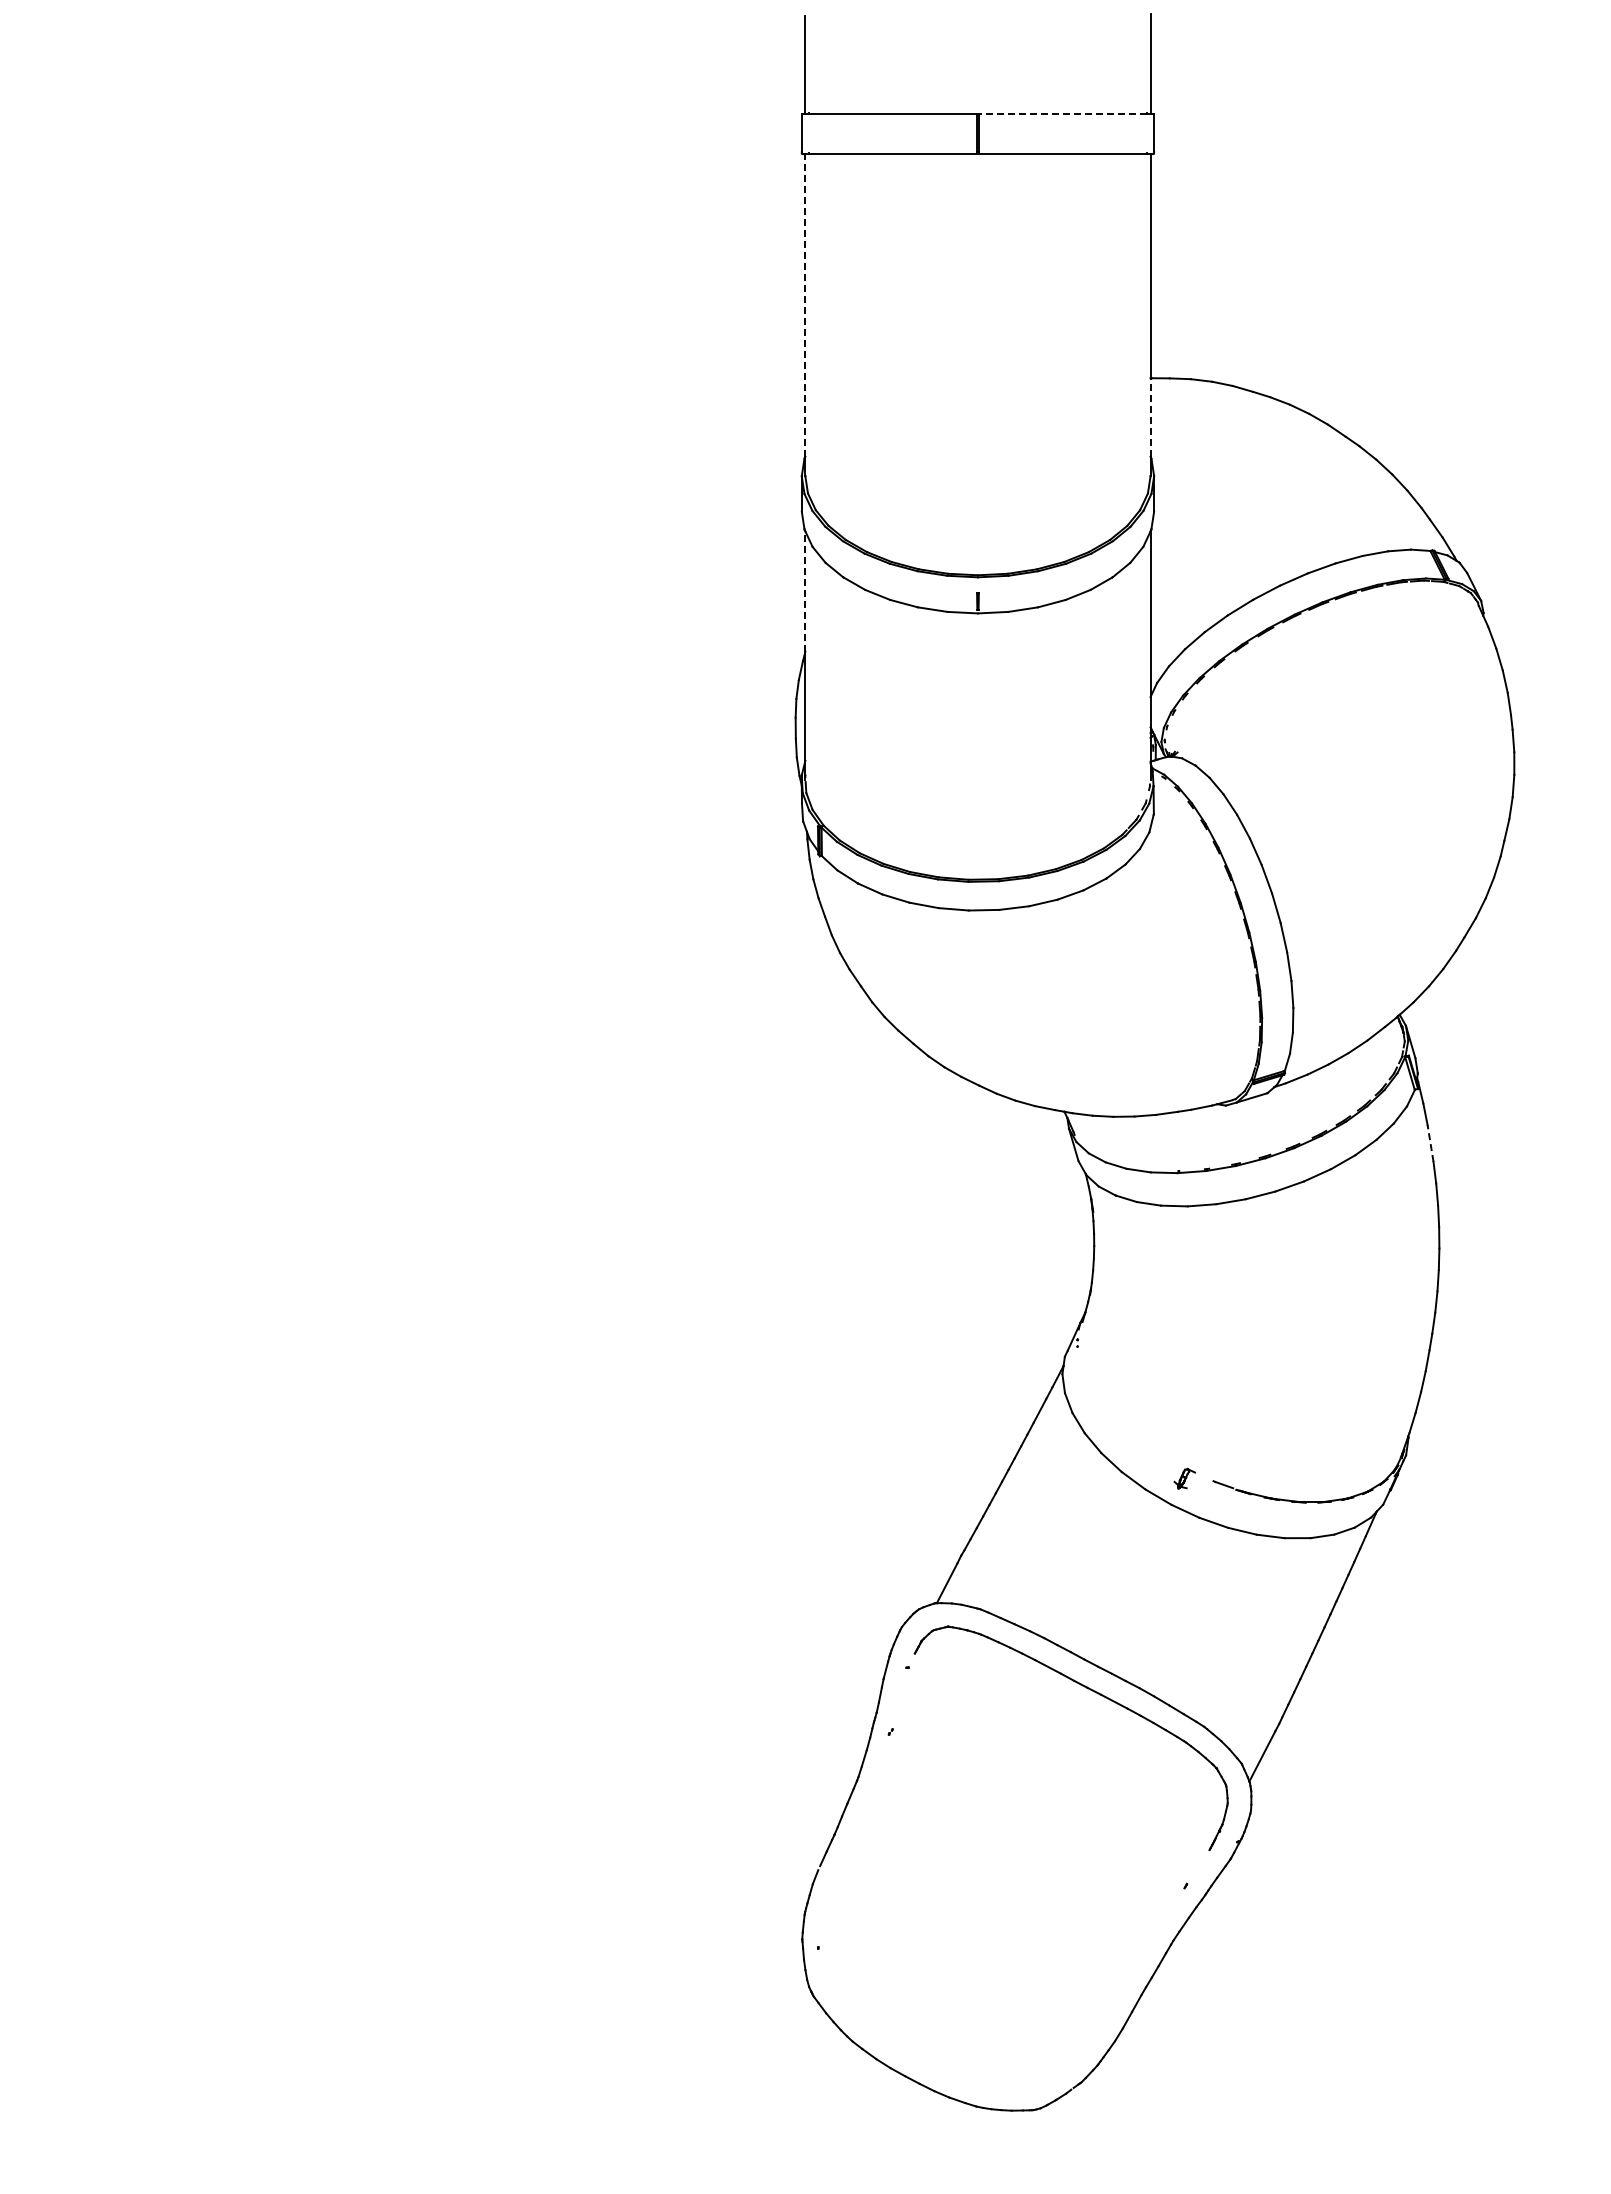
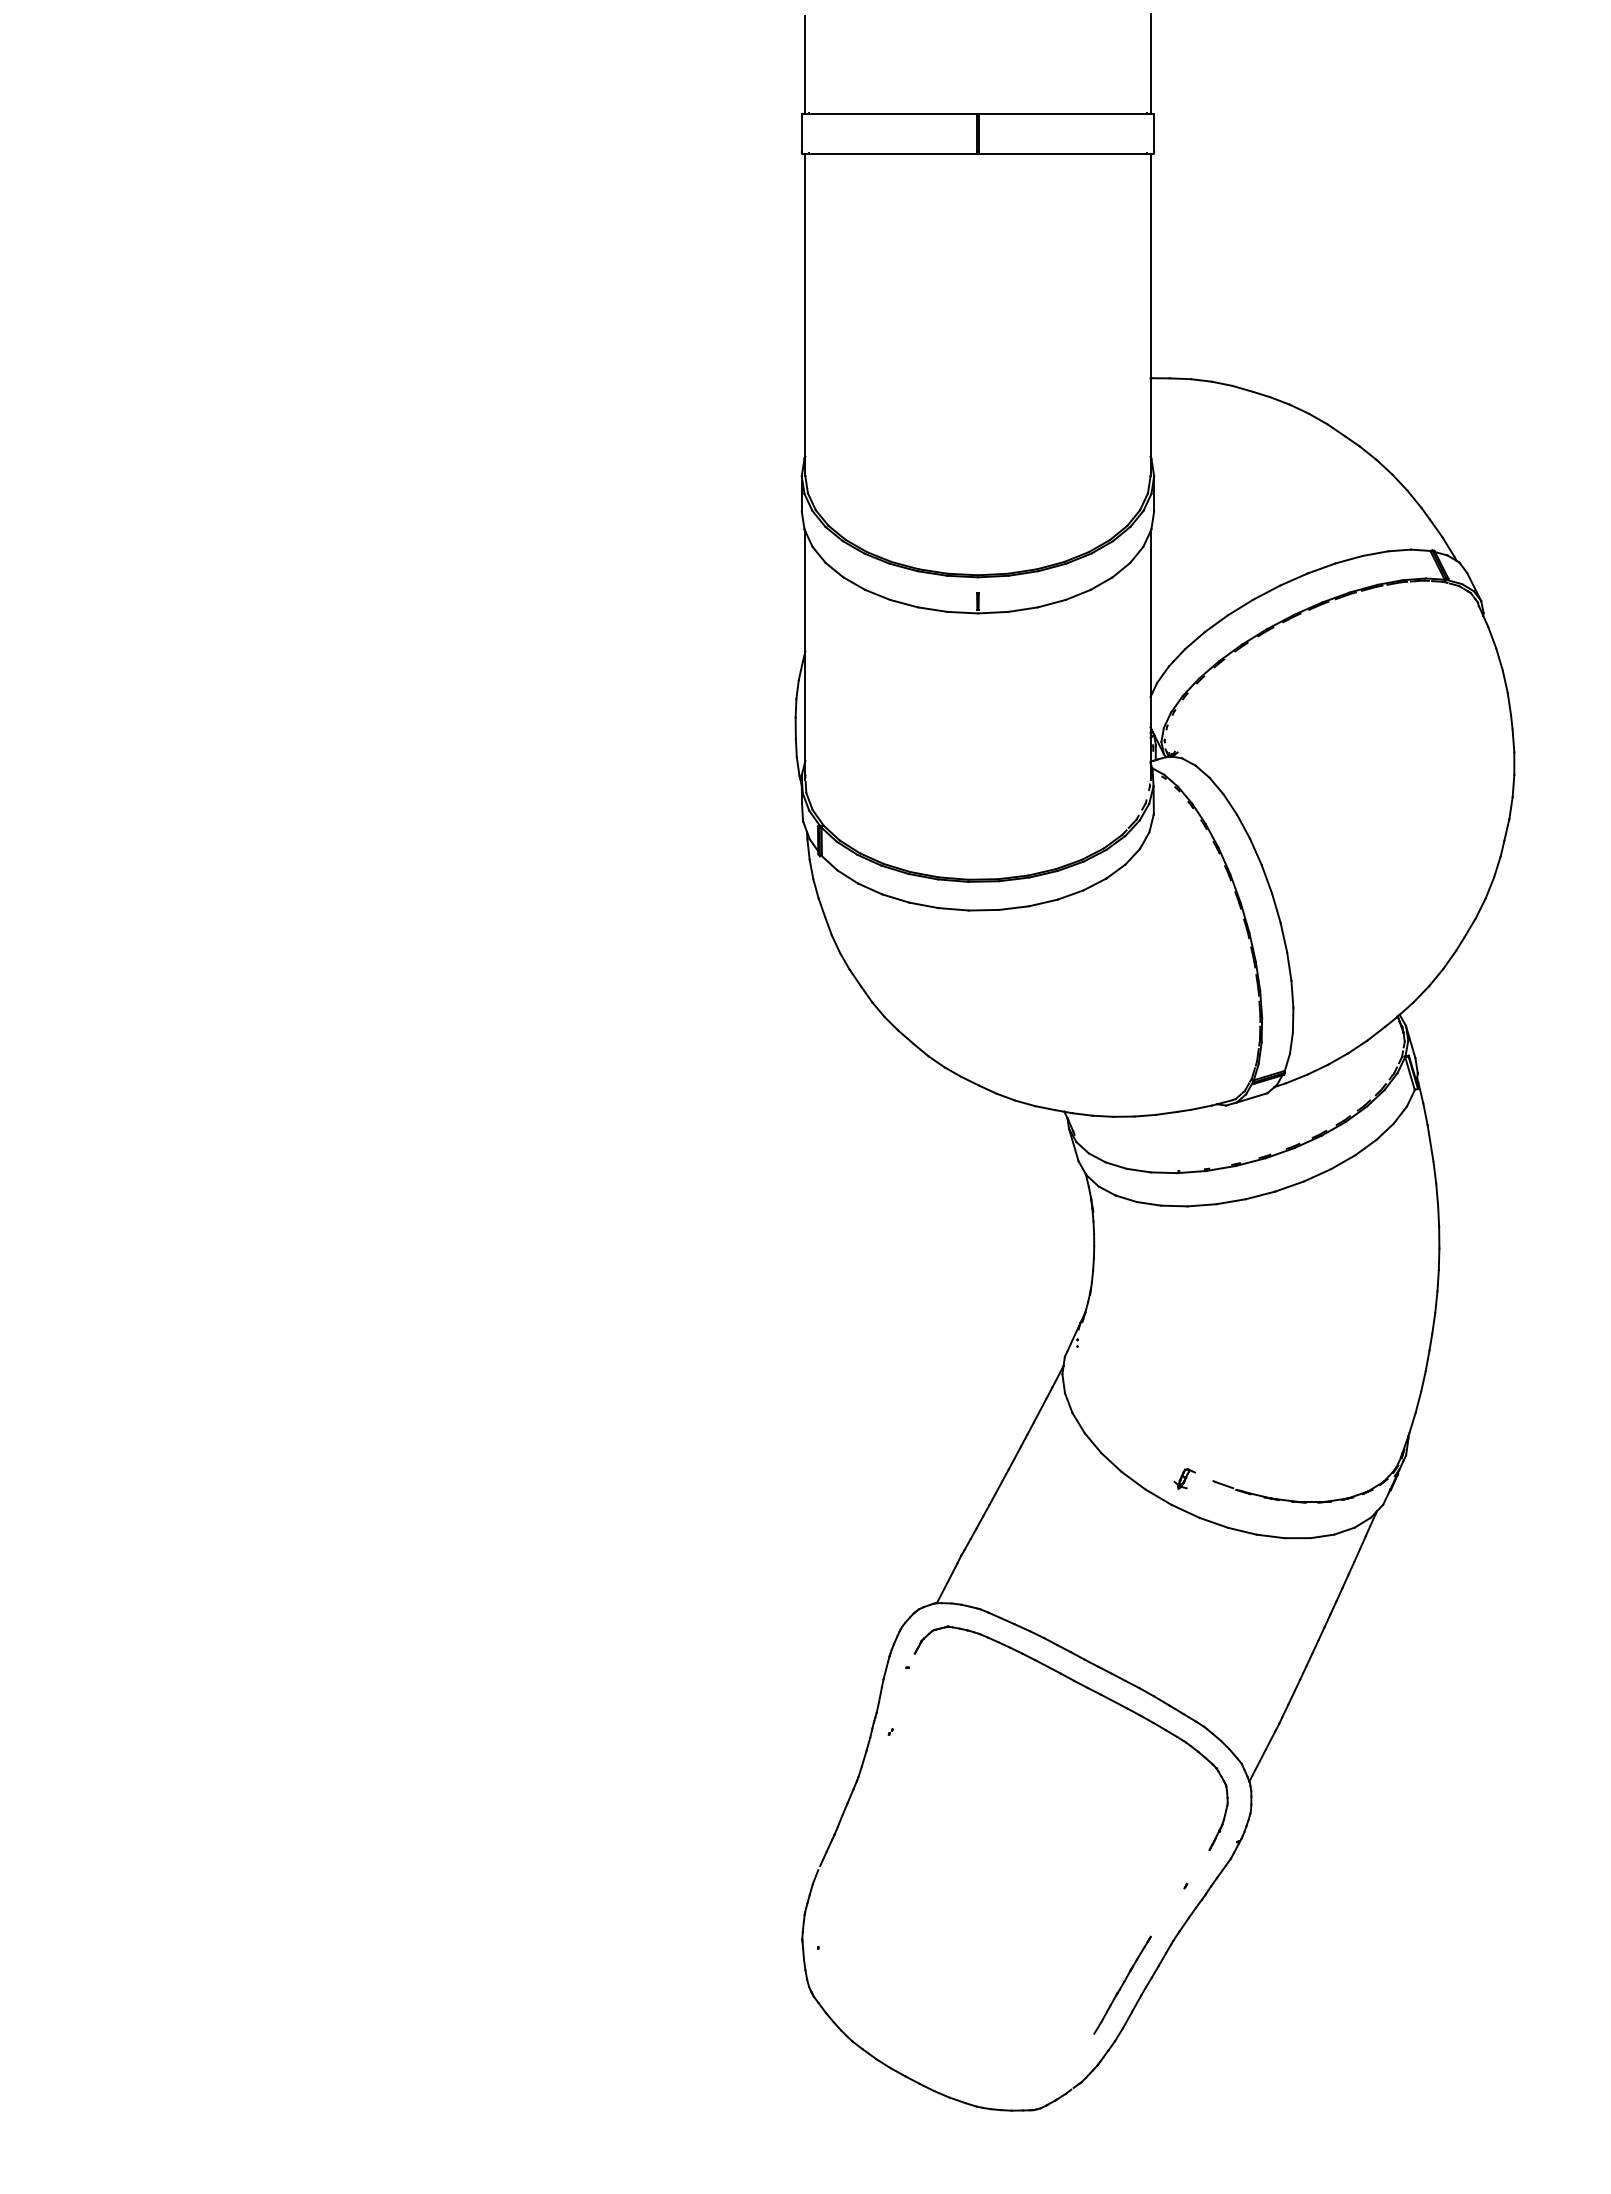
line: dashed -> solid (1062, 113)
line: dashed -> solid (805, 304)
line: dashed -> solid (1150, 417)
line: dashed -> solid (805, 591)
line: dashed -> solid (1430, 1143)
line: none -> present (1122, 1984)
